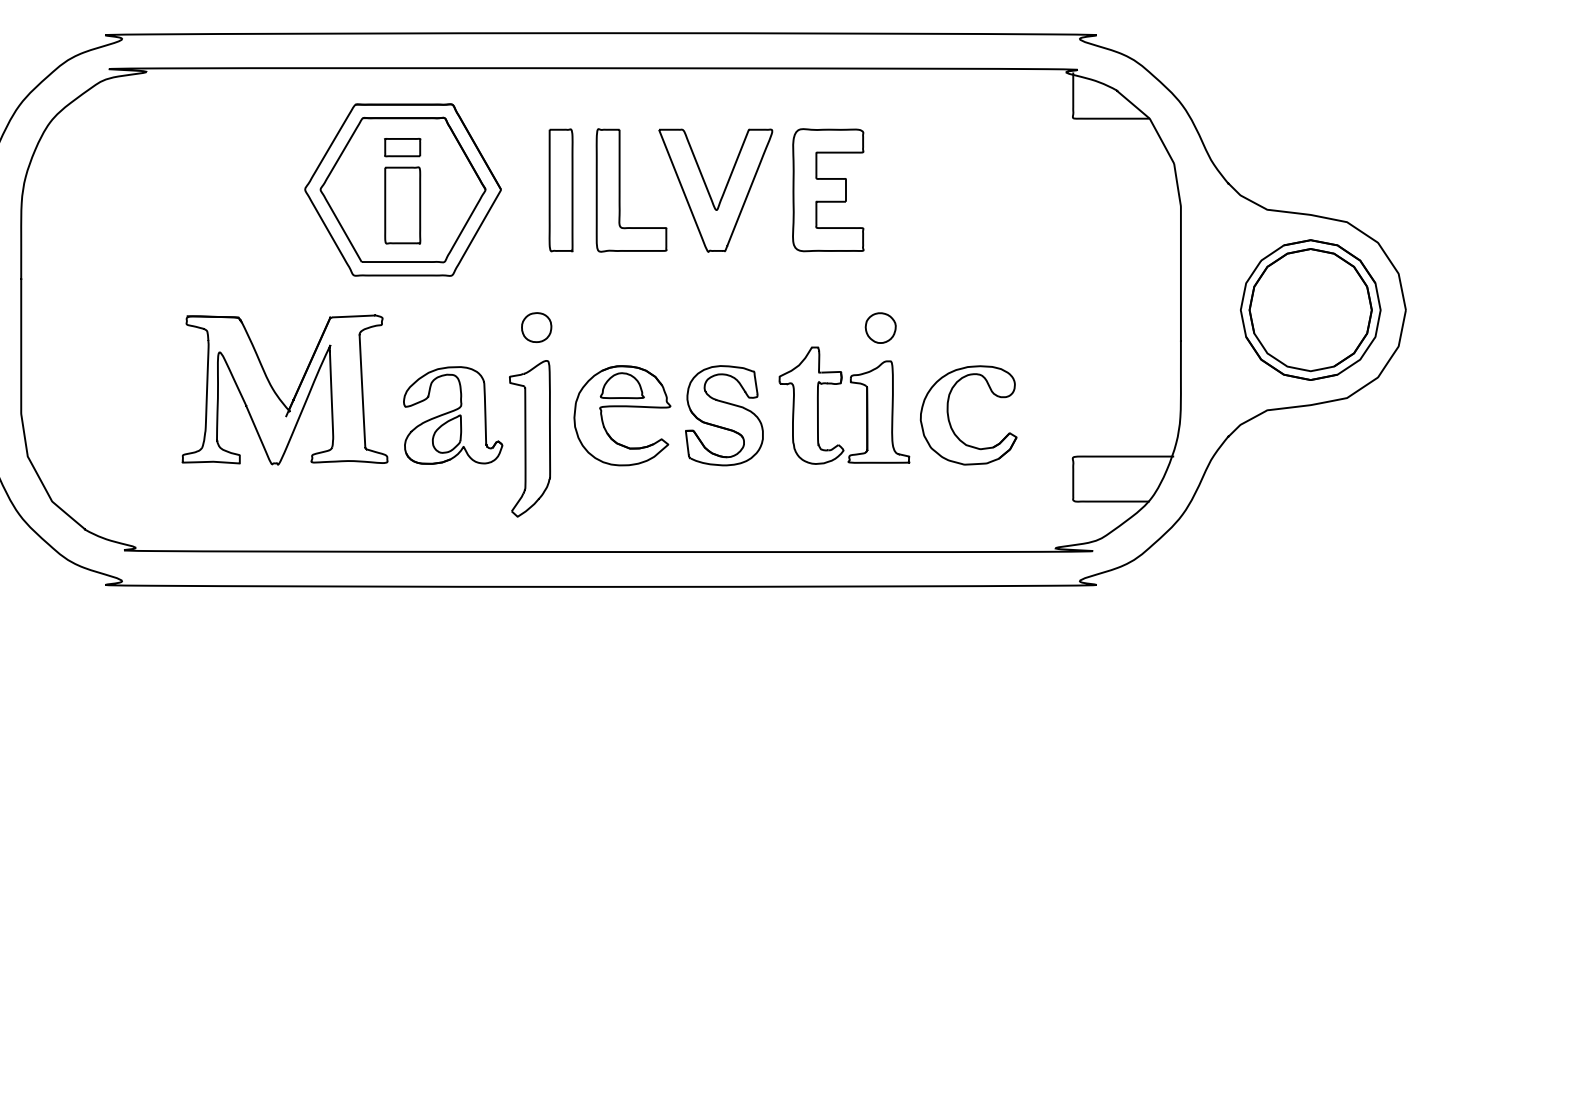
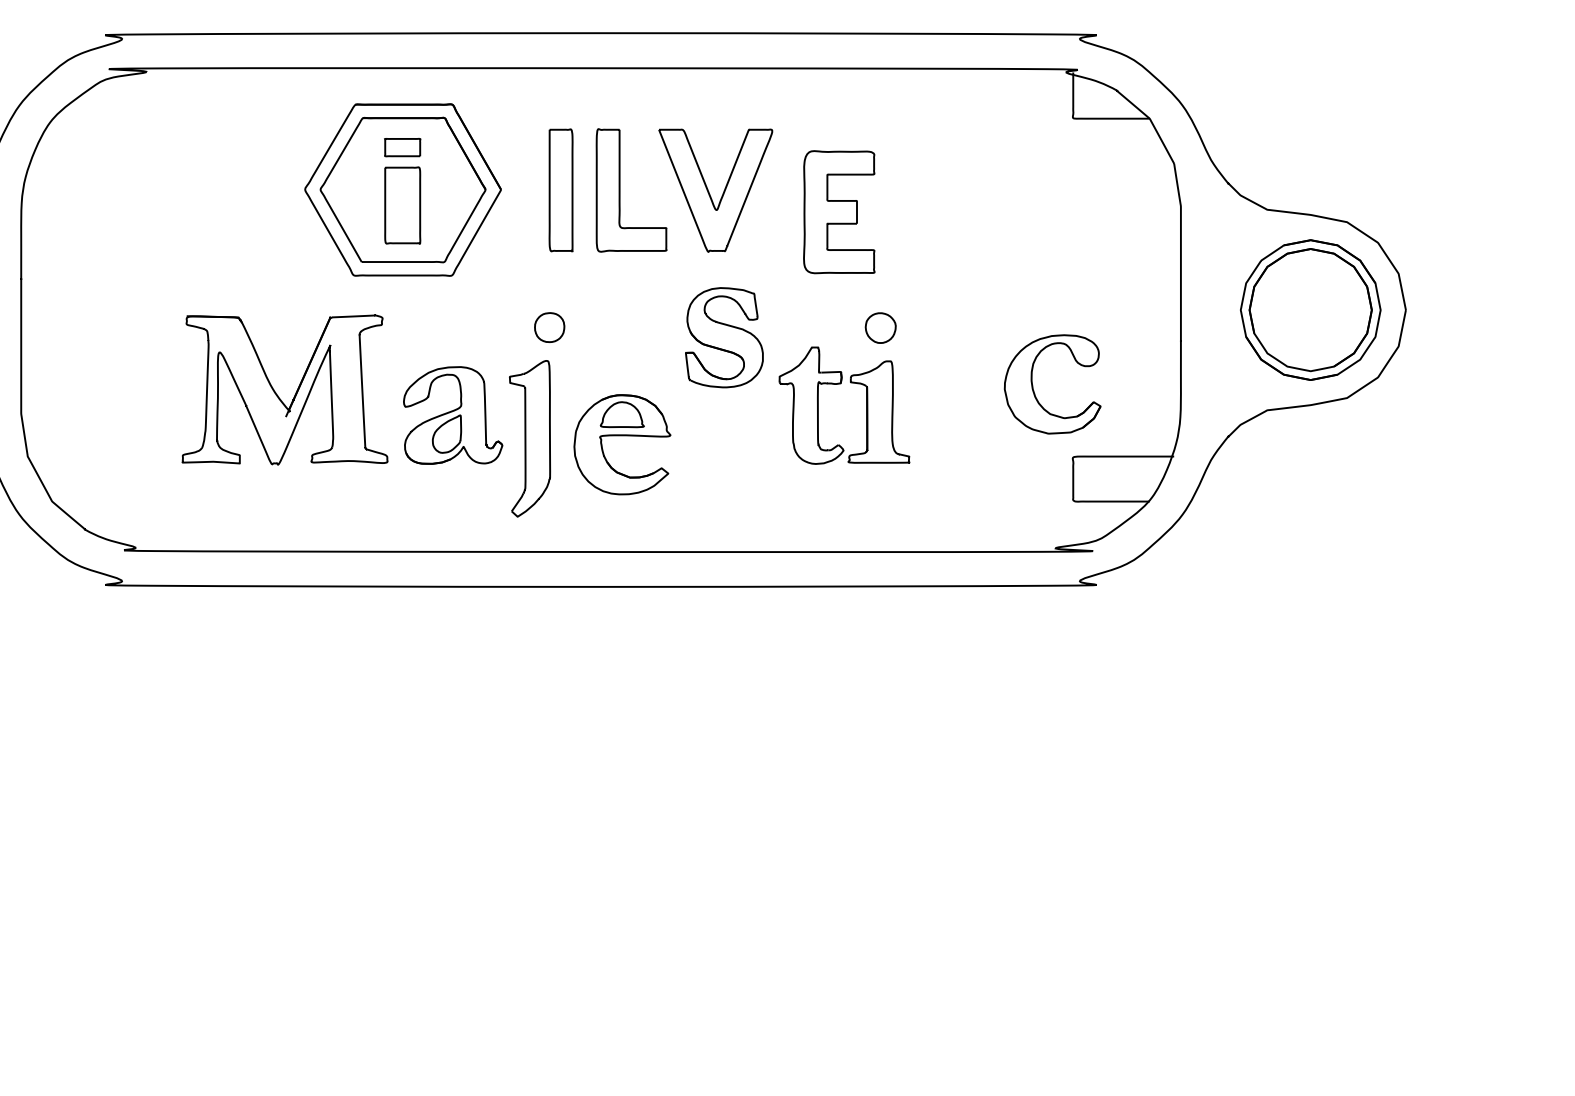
part position: (828, 190) -> (839, 212) (839, 212)
part position: (536, 327) -> (549, 327) (549, 327)
part position: (622, 407) -> (622, 436) (622, 436)
part position: (724, 415) -> (724, 337) (724, 337)
part position: (950, 421) -> (1034, 390) (1034, 390)
